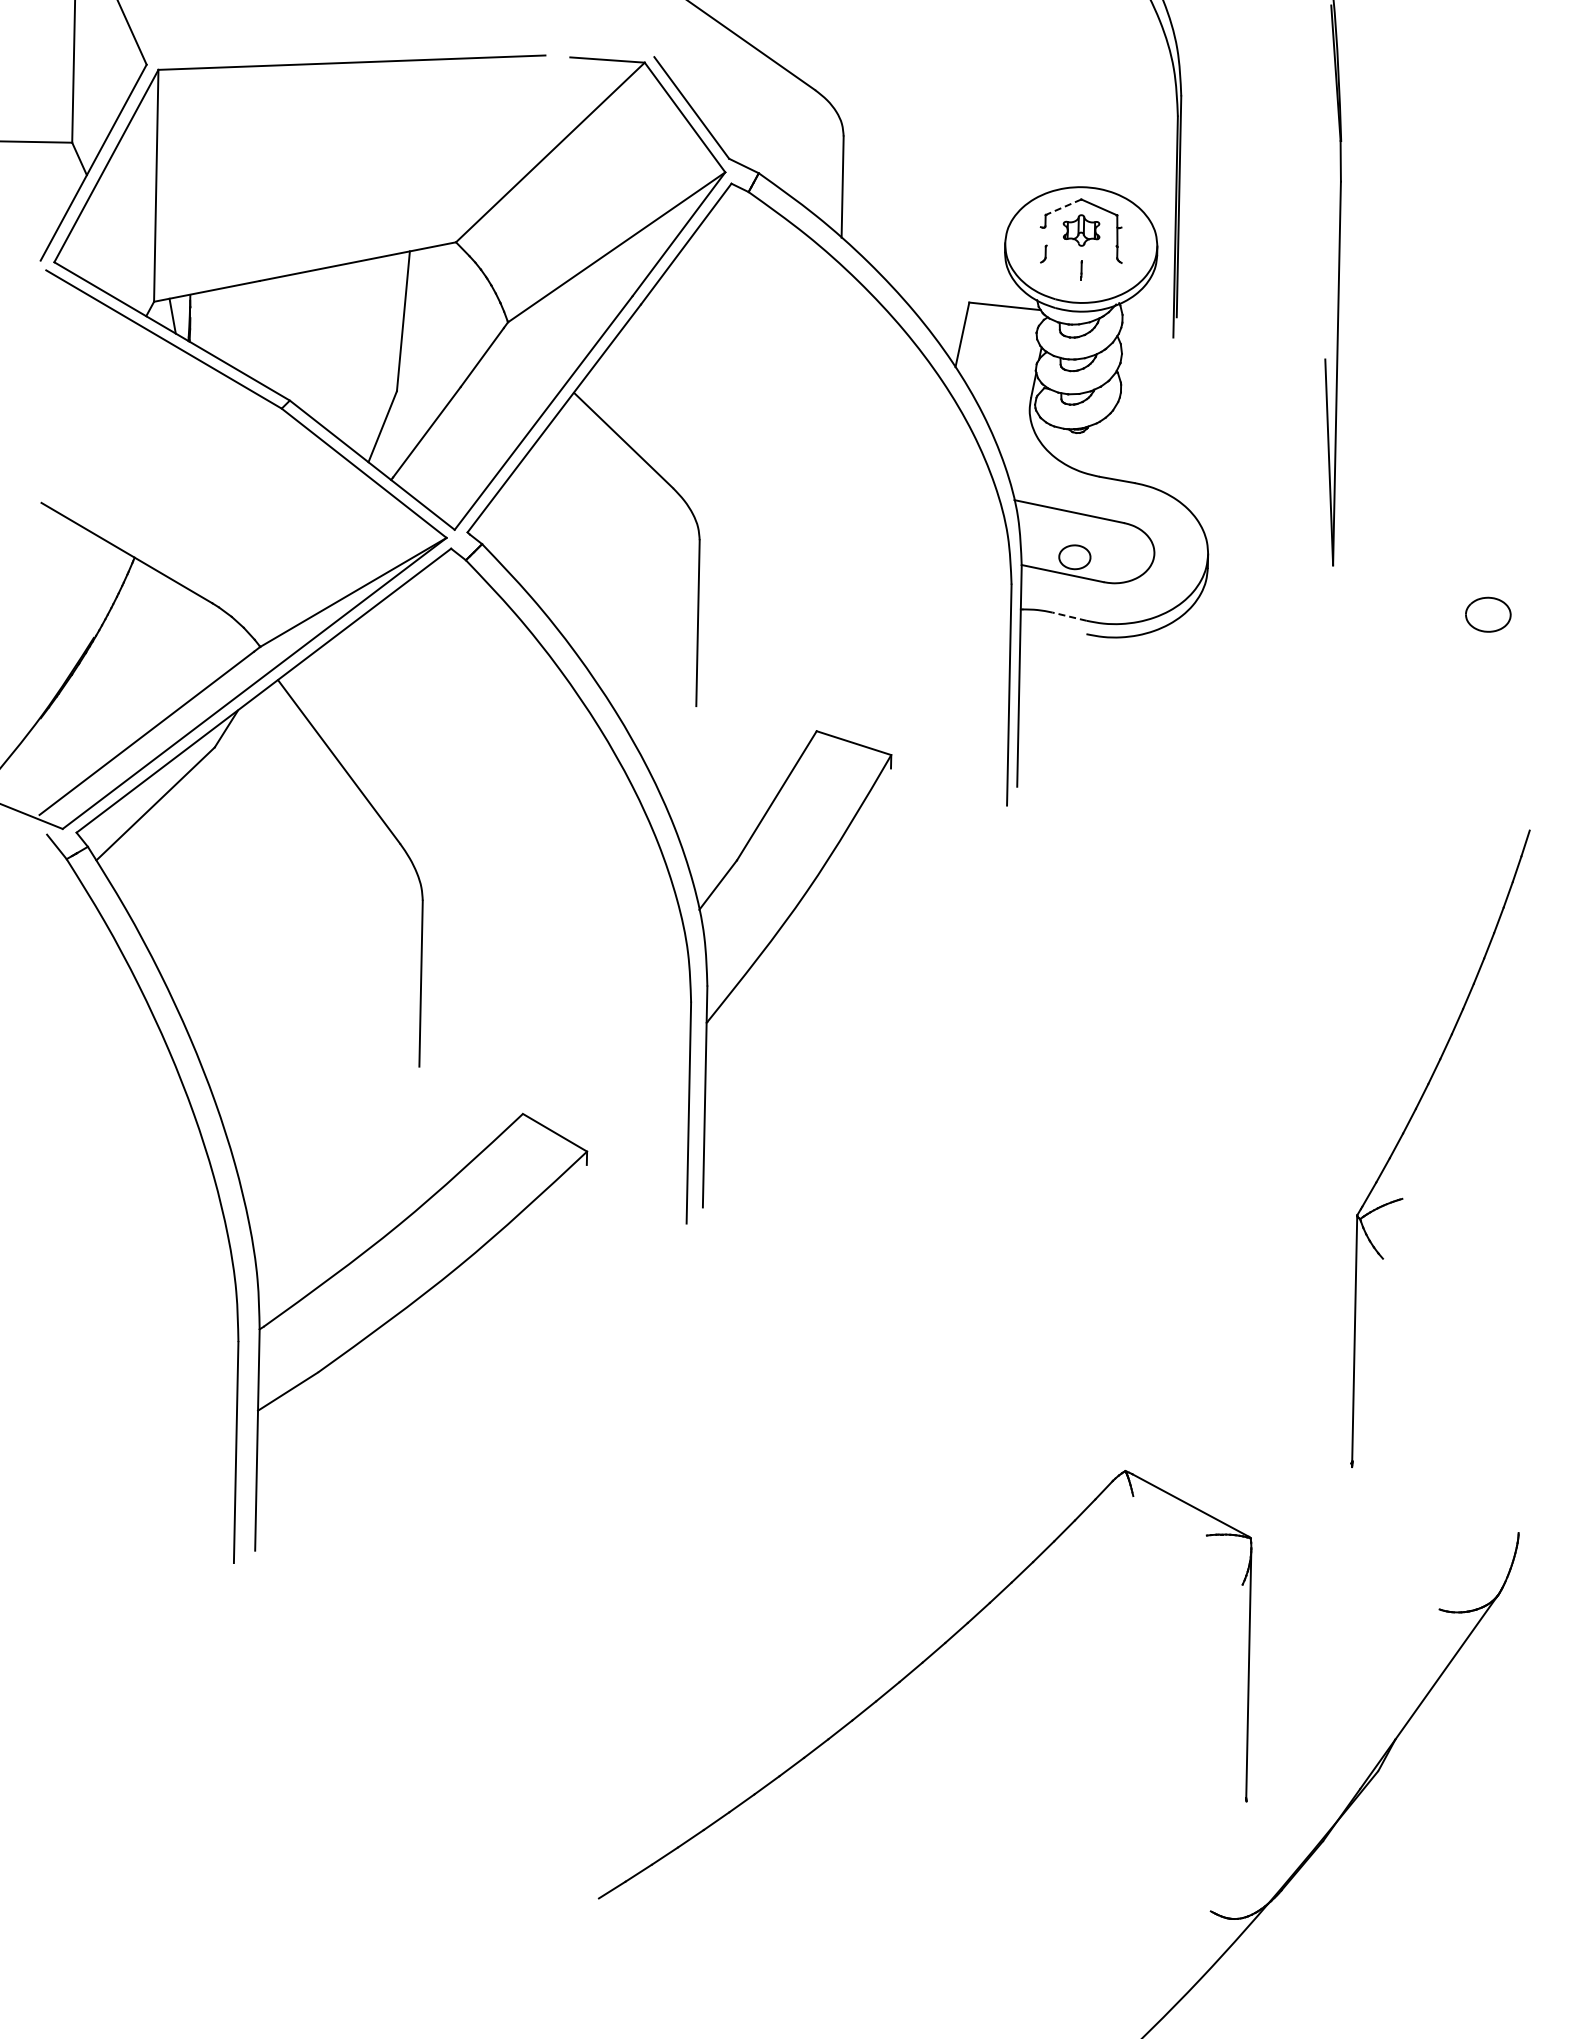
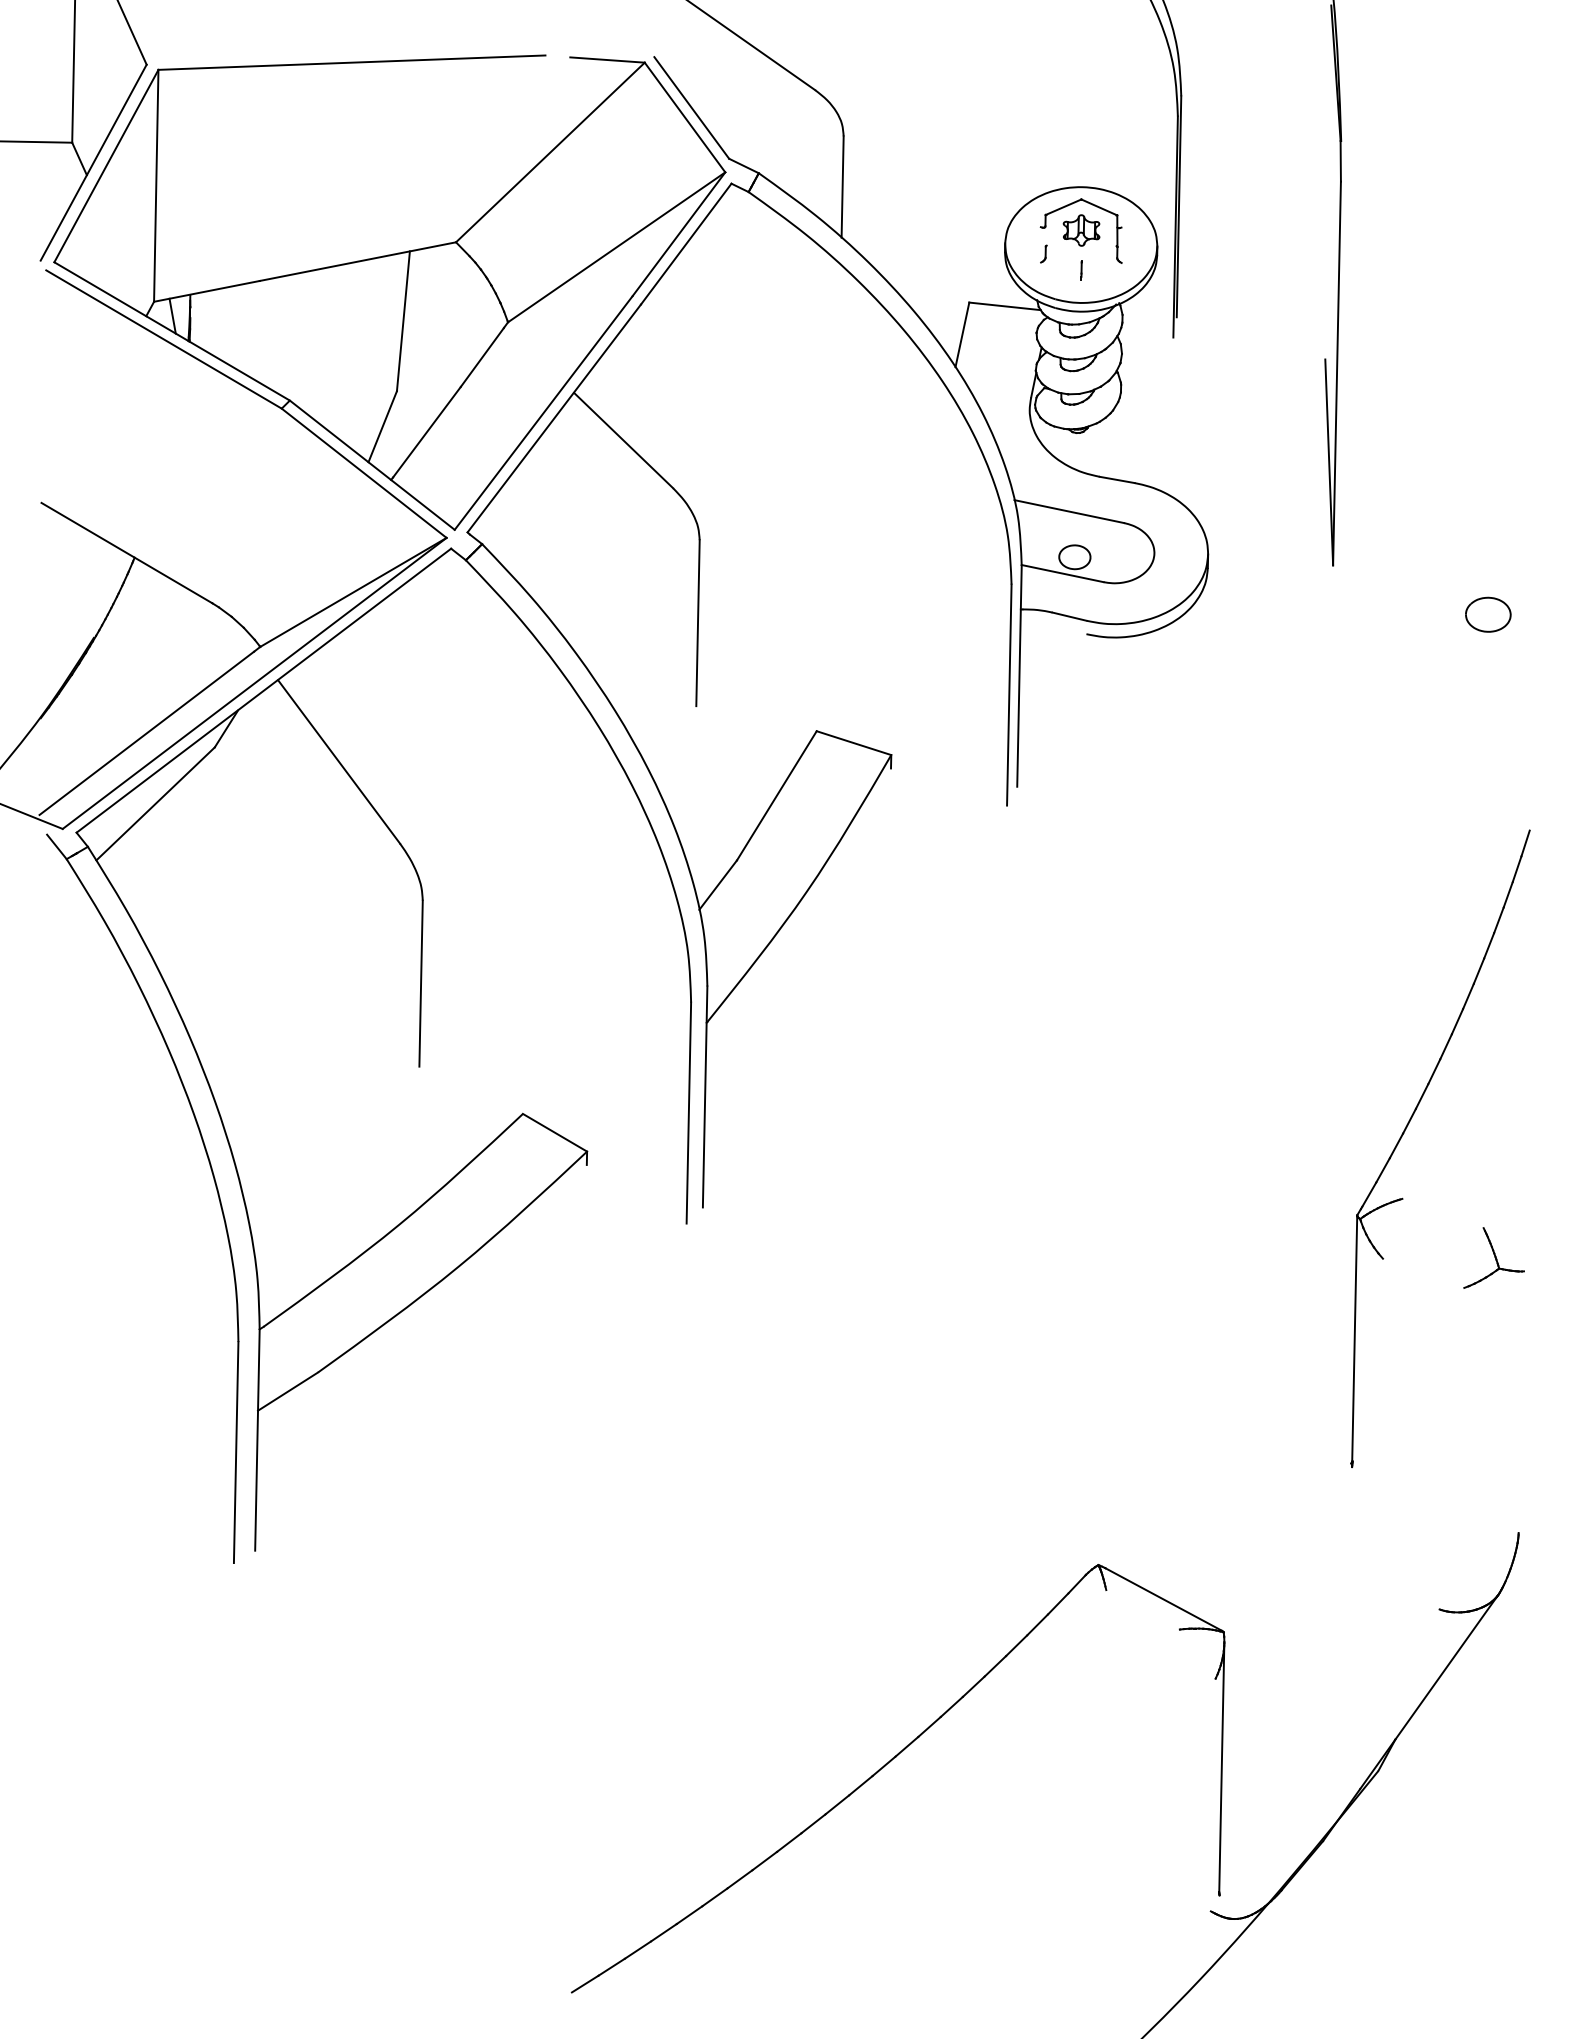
line: dashed -> solid (1063, 207)
line: dashed -> solid (1069, 616)
part: none -> present (1493, 1257)
part position: (912, 1672) -> (885, 1766) (885, 1766)
